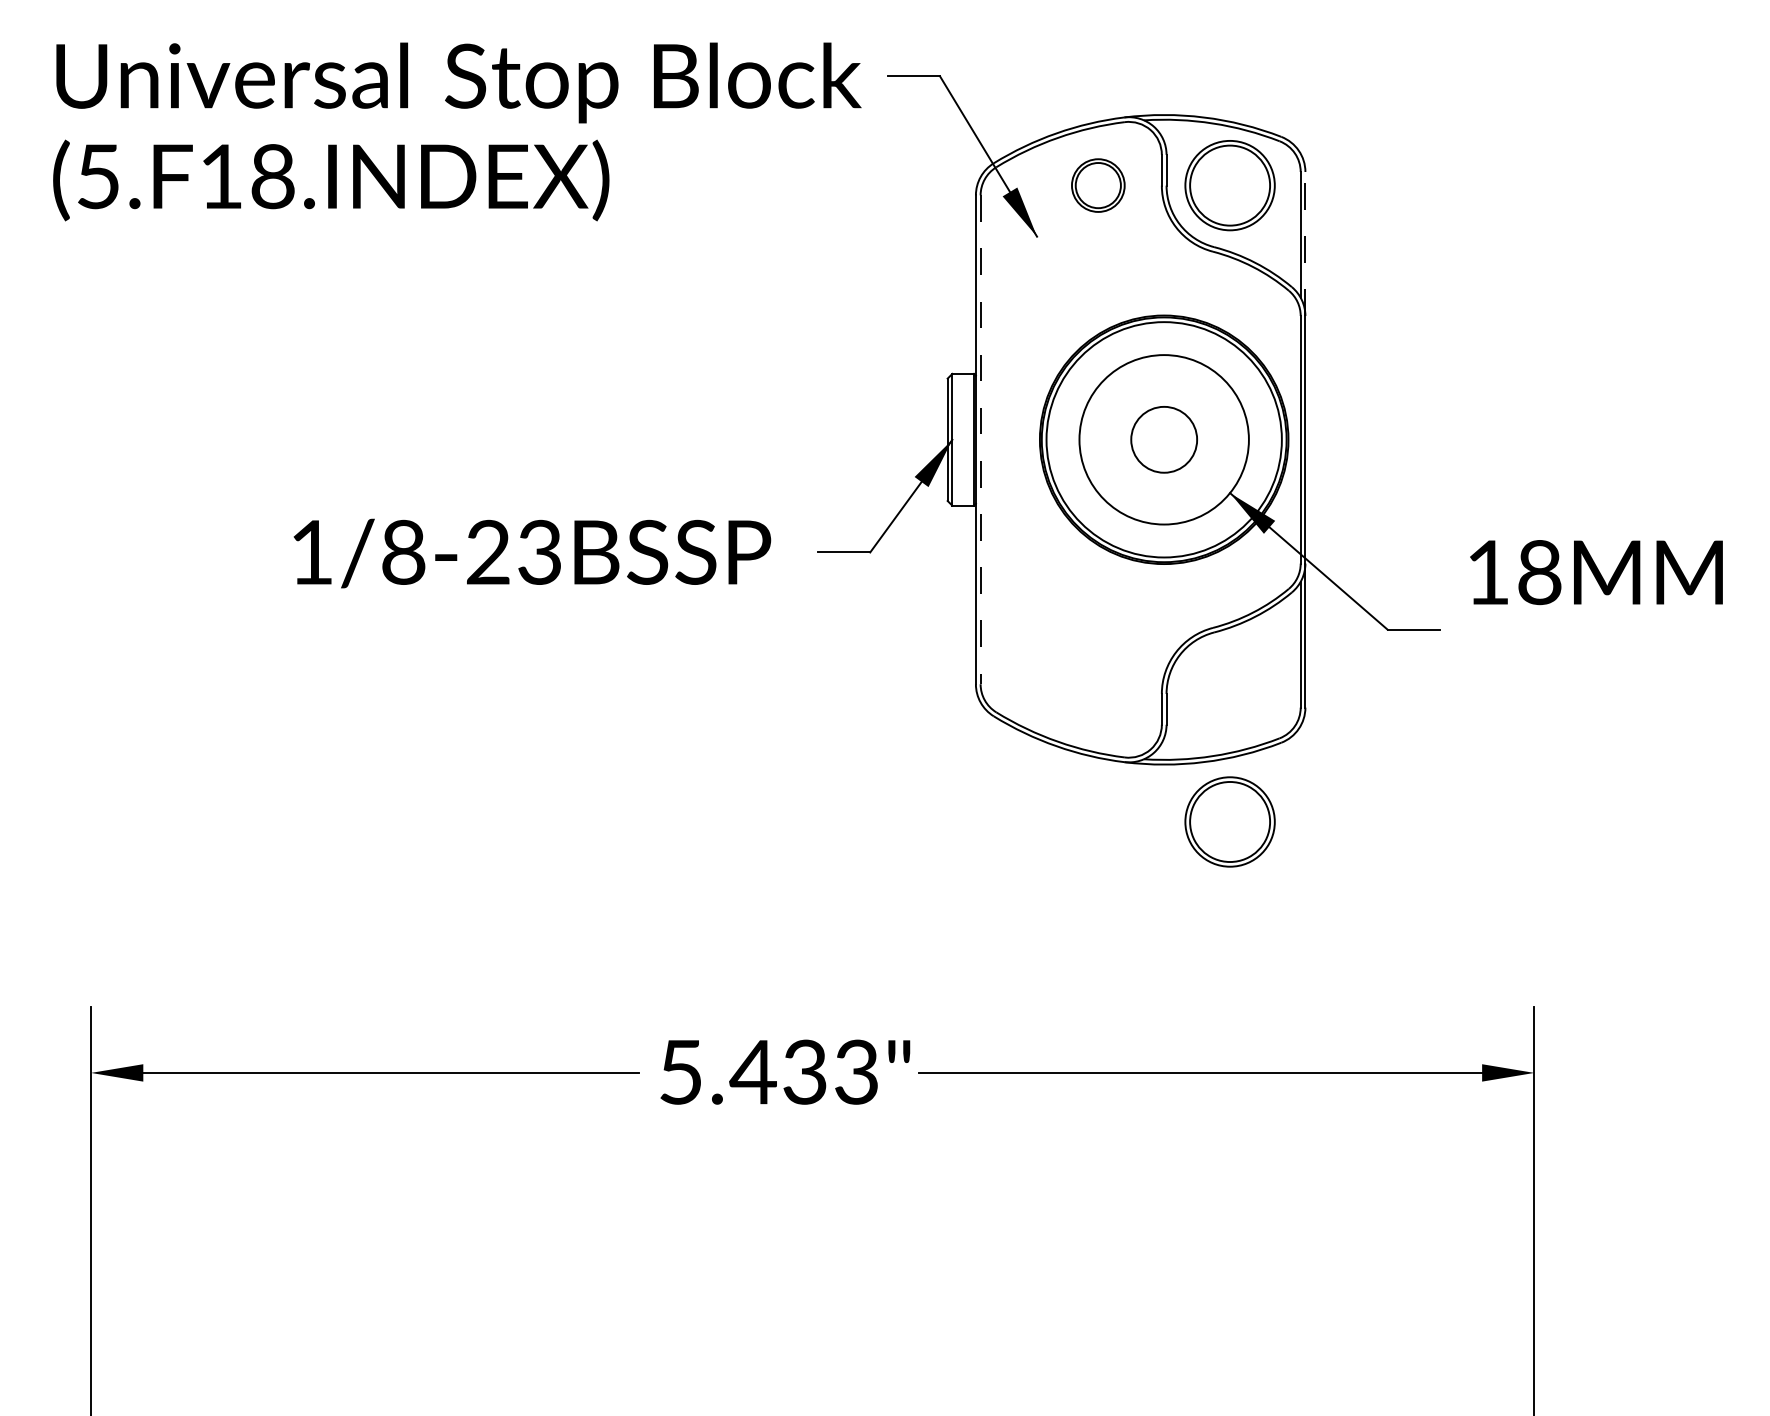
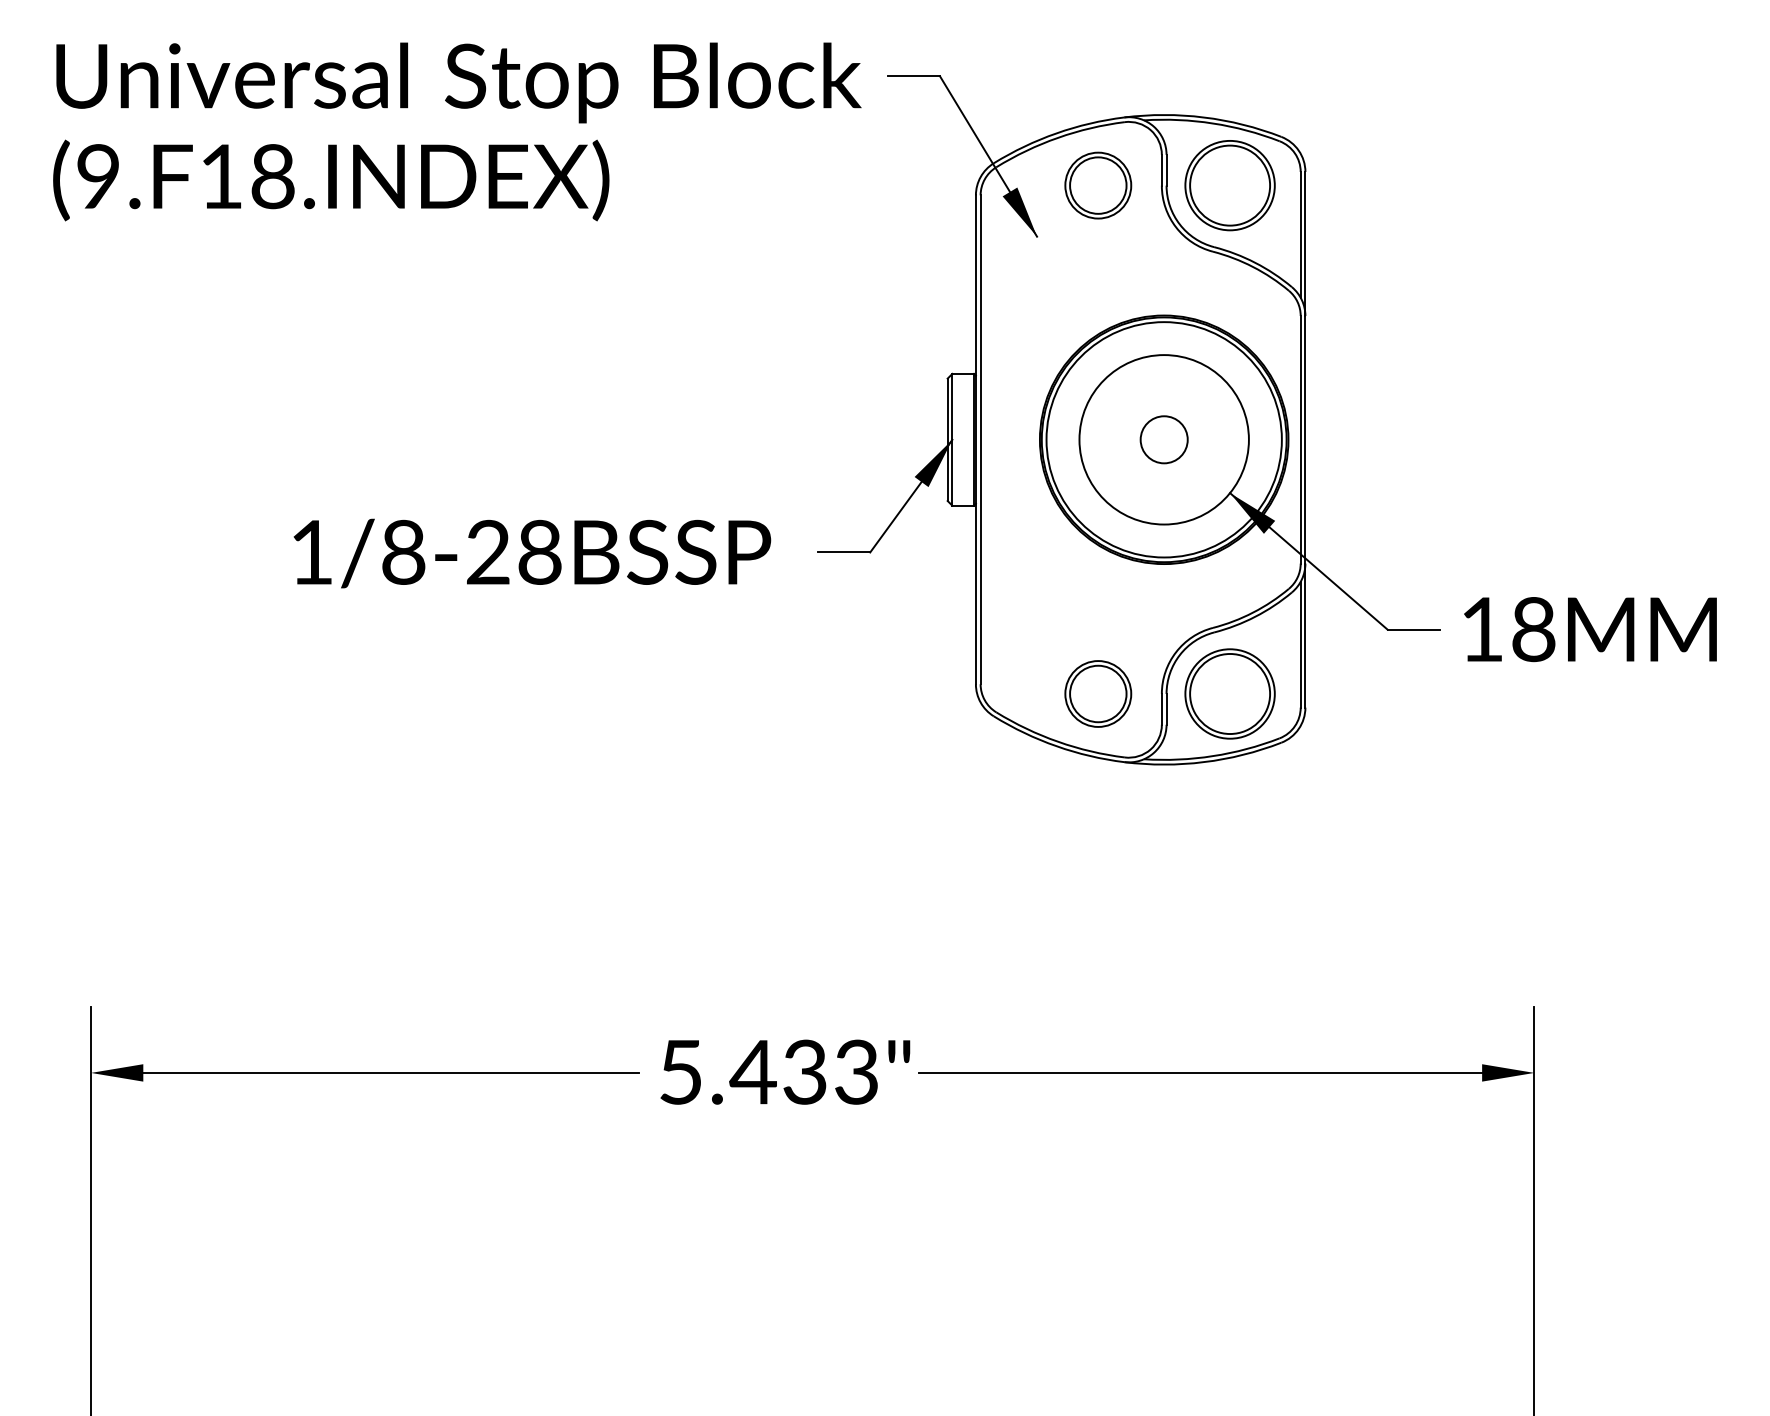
text: (5.F18.INDEX) -> (9.F18.INDEX) (97, 176)
part size: 55x55 px -> 69x69 px (1098, 185)
line: dashed -> solid (1305, 243)
circle diameter: 66 px -> 47 px (1163, 439)
line: dashed -> solid (980, 440)
text: 1/8-23 -> 1/8-28 (539, 552)
text position: (1596, 572) -> (1590, 629) (1590, 629)
part: none -> present (1098, 693)
part position: (1229, 821) -> (1229, 693) (1229, 693)
